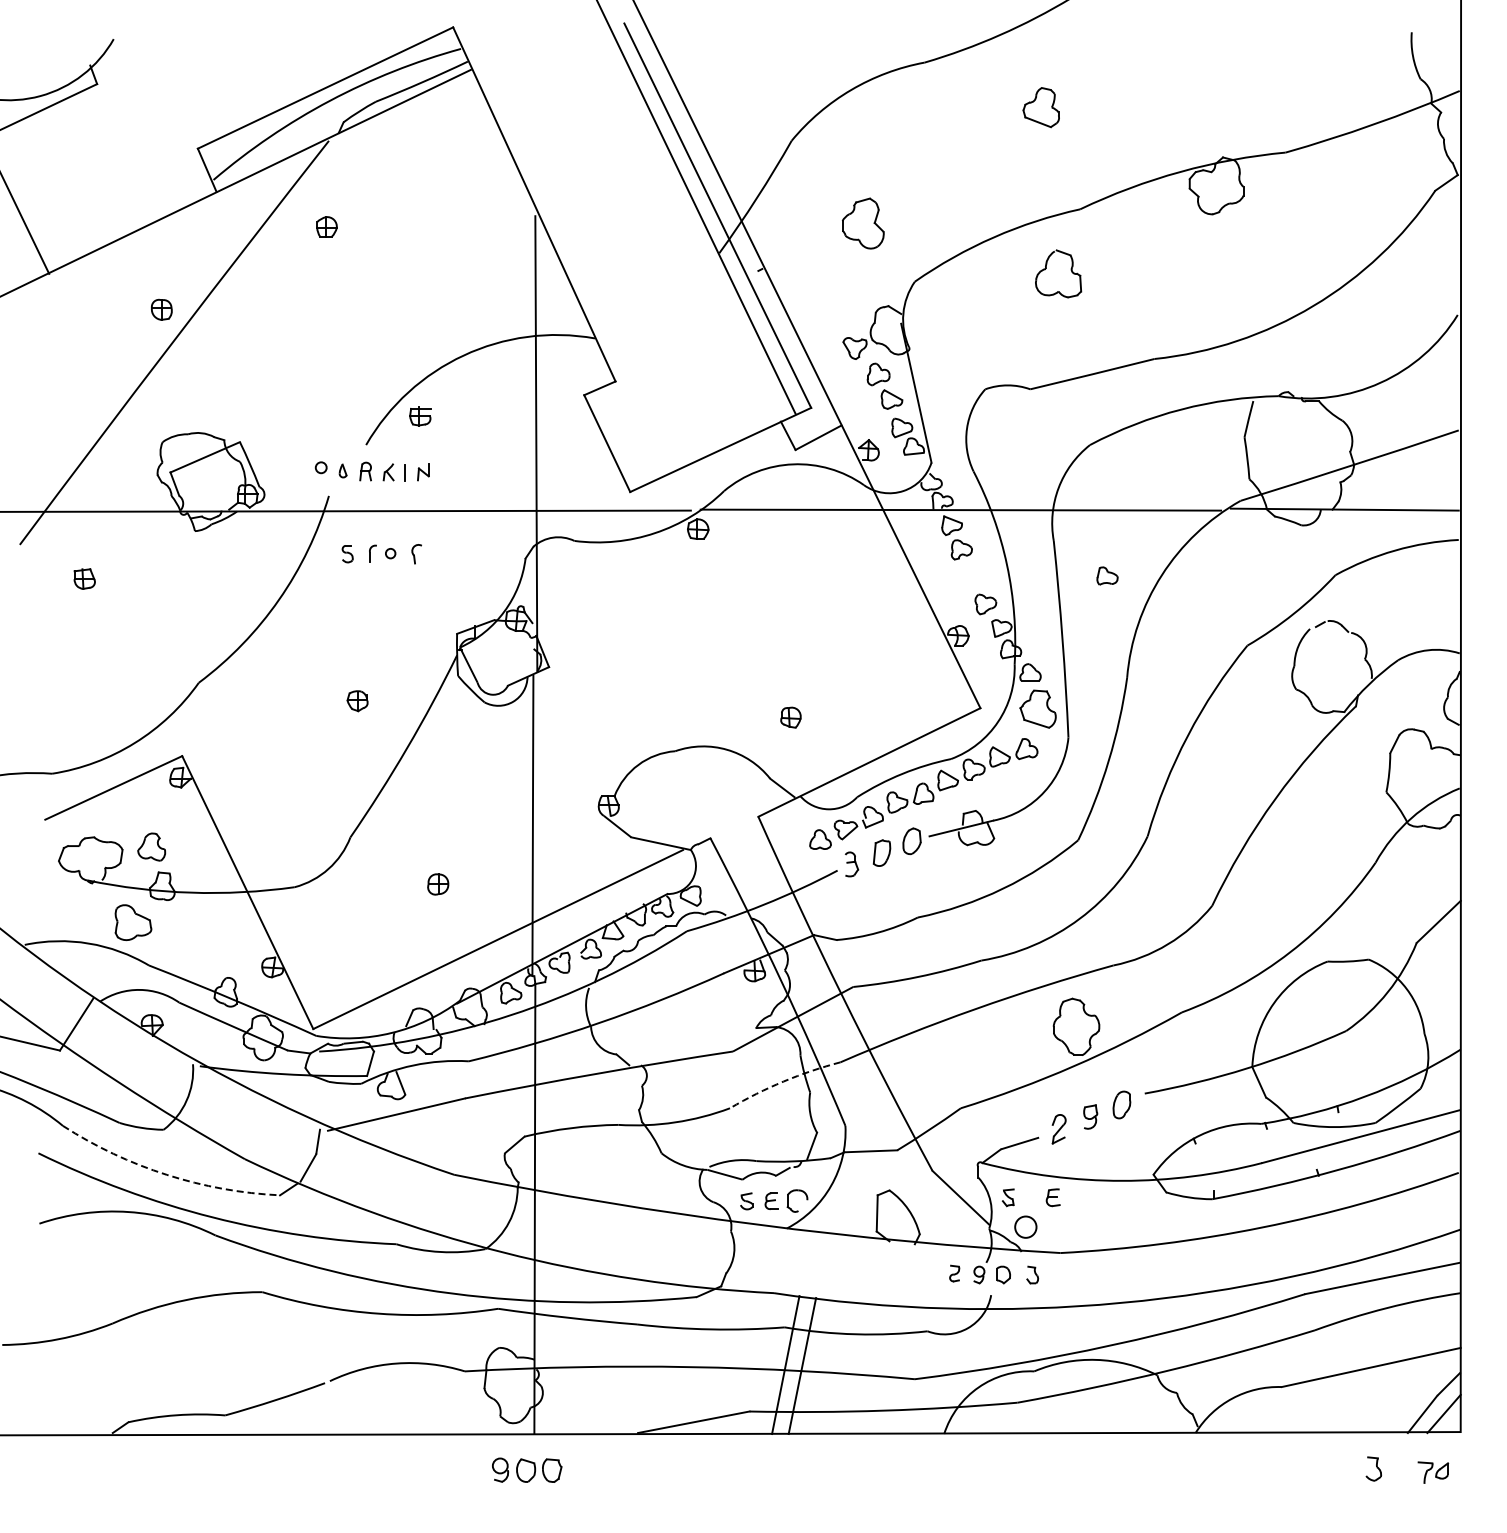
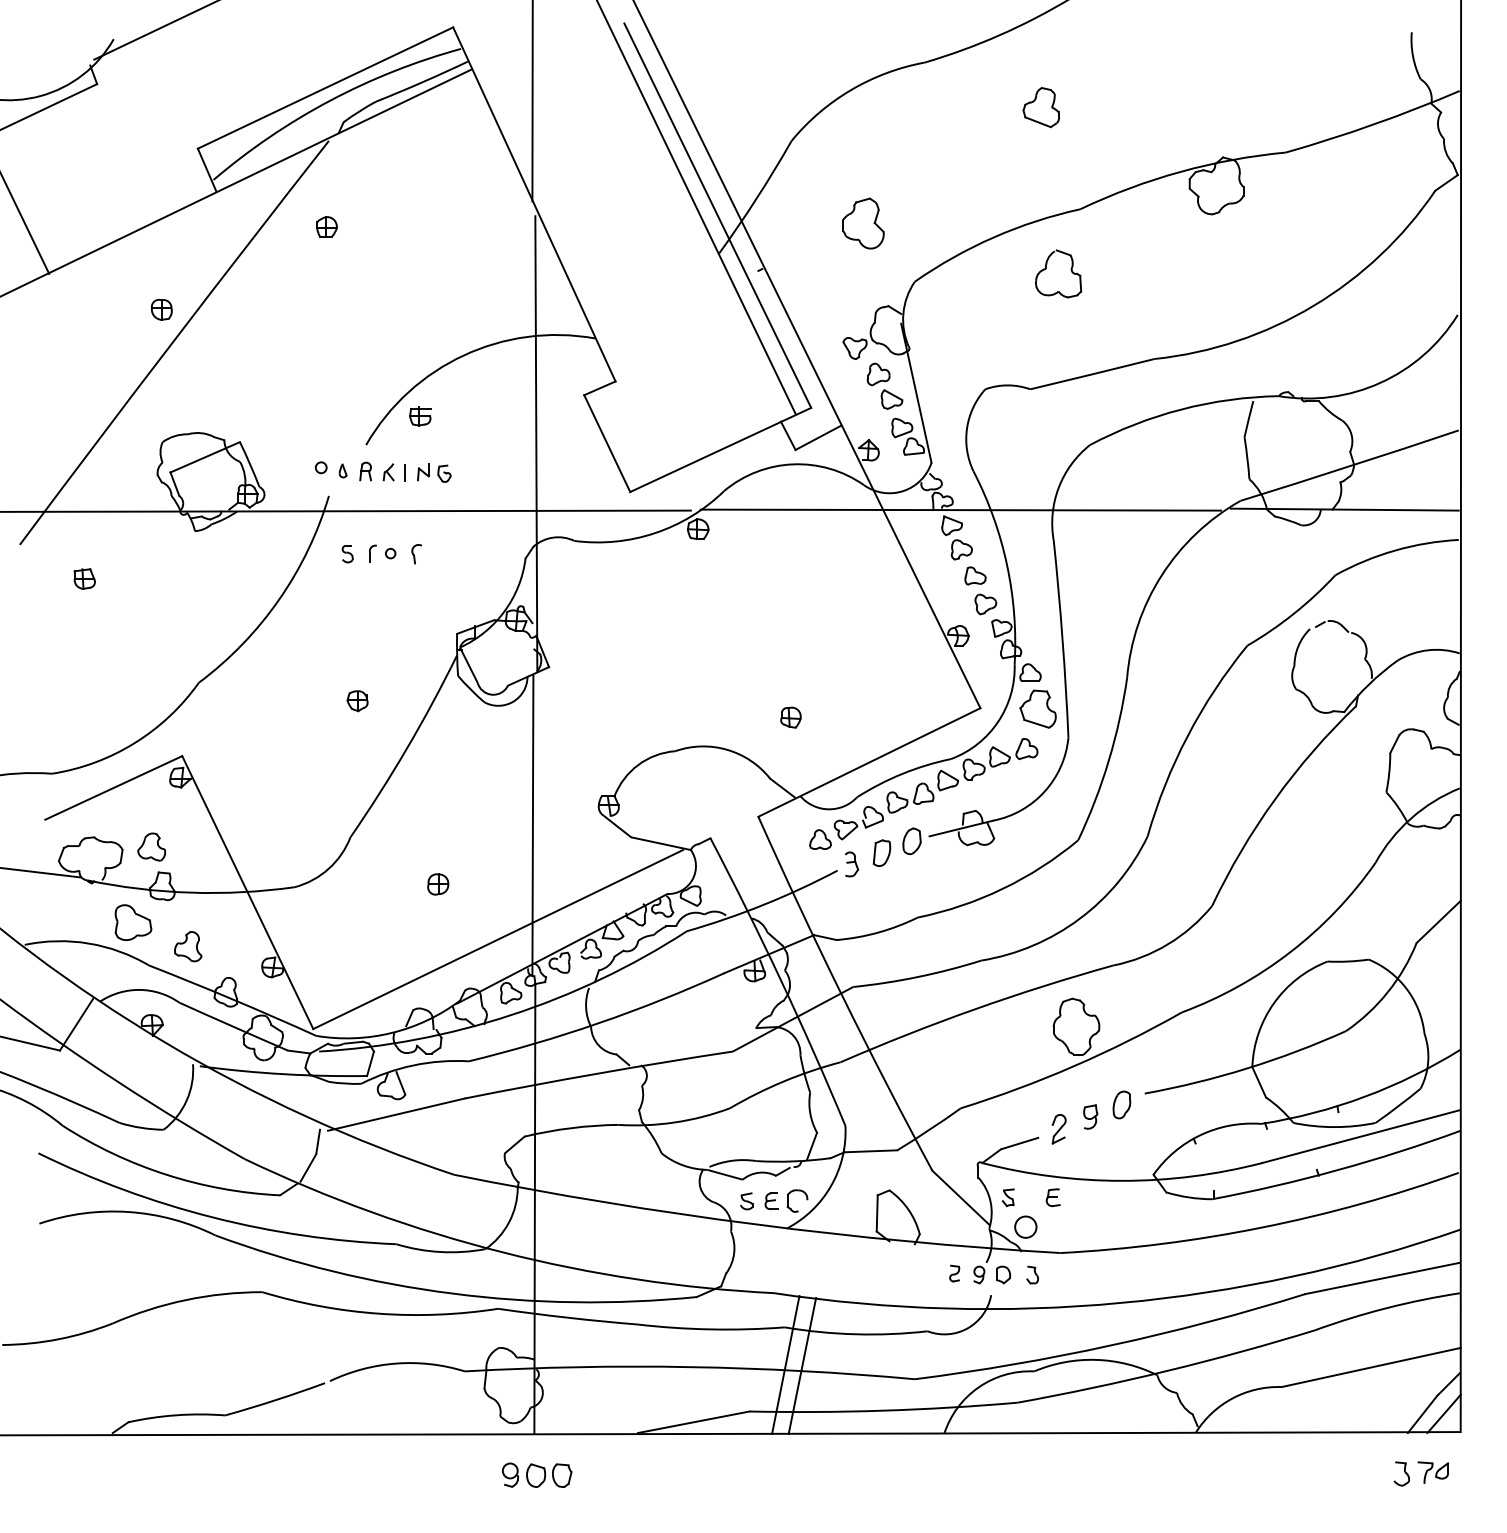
line: none -> present (154, 30)
line: none -> present (532, 101)
part: none -> present (444, 473)
part position: (1107, 575) -> (975, 575) (975, 575)
line: none -> present (41, 872)
part: none -> present (188, 946)
arc: dashed -> solid (783, 1081)
arc: dashed -> solid (166, 1174)
part position: (1373, 1468) -> (1401, 1473) (1401, 1473)
part position: (527, 1469) -> (537, 1474) (537, 1474)
